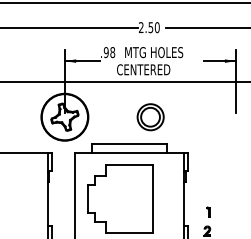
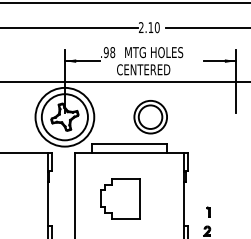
text: 2.50 -> 2.10 (150, 27)
circle diameter: 47 px -> 59 px (64, 116)
part size: 29x29 px -> 35x35 px (150, 117)
part size: 67x70 px -> 41x42 px (120, 198)
